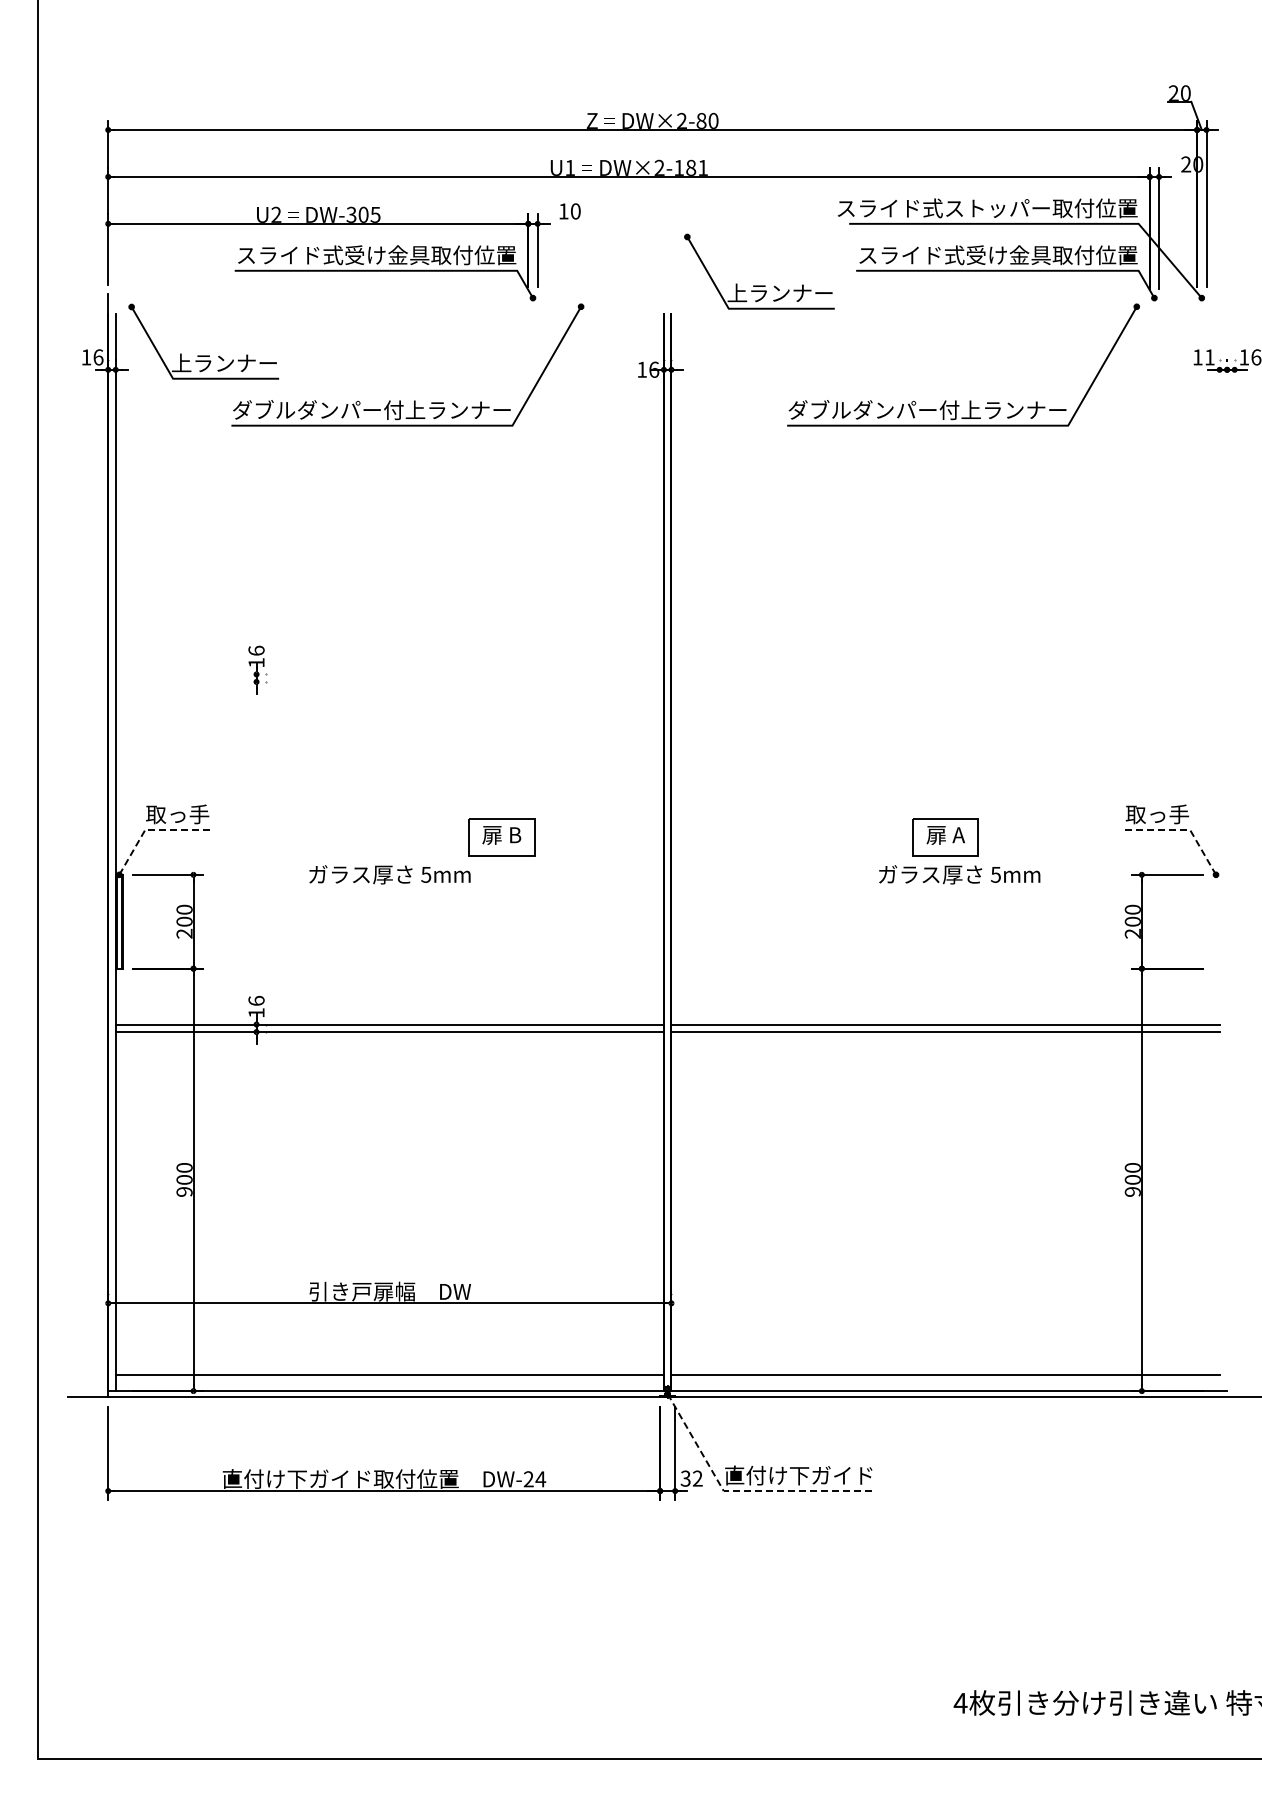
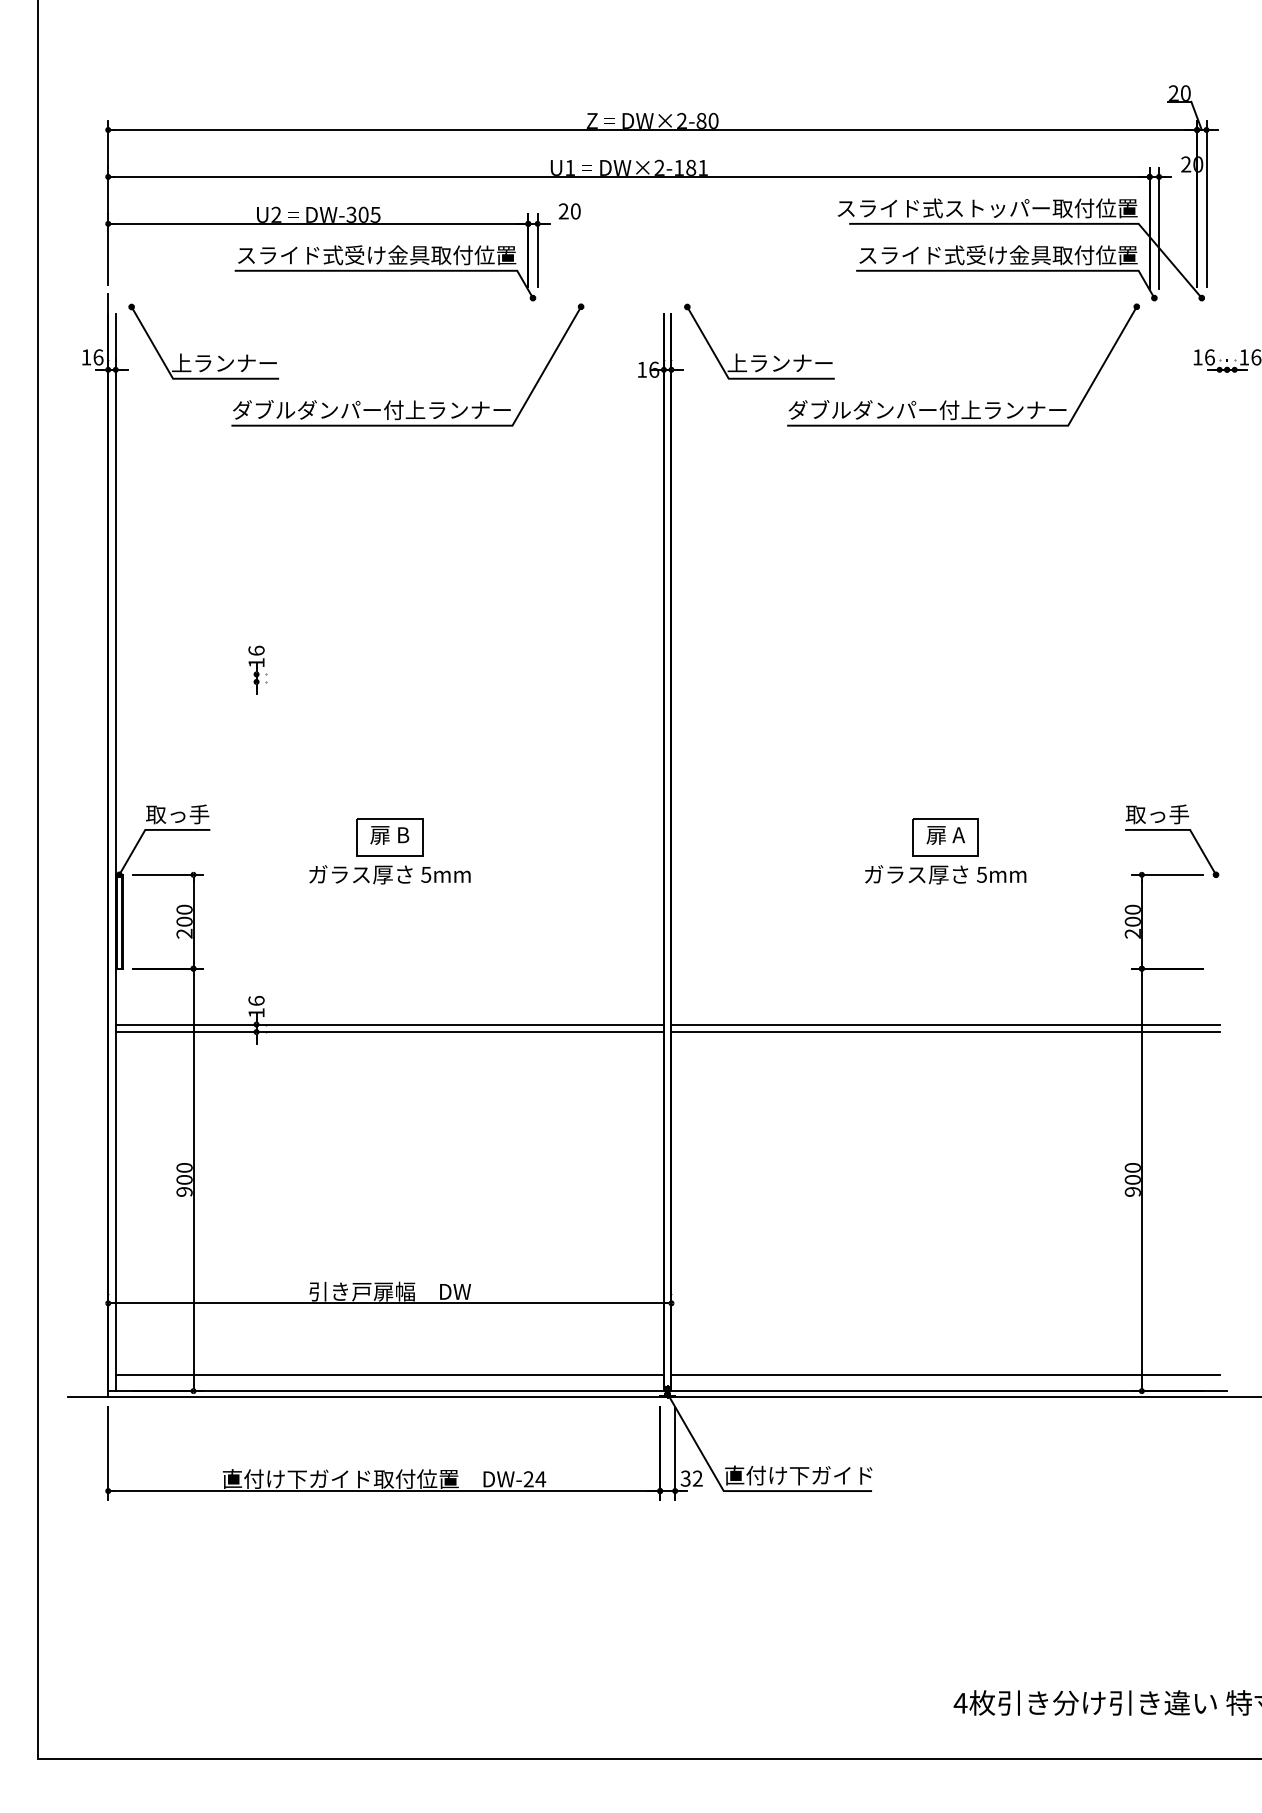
text: 10 -> 20 (563, 211)
part position: (759, 285) -> (759, 355) (759, 355)
text: 11 -> 16 (1209, 357)
line: dashed -> solid (152, 829)
line: dashed -> solid (1183, 829)
part position: (501, 837) -> (389, 837) (389, 837)
text position: (959, 874) -> (945, 874) (945, 874)
line: dashed -> solid (741, 1491)
